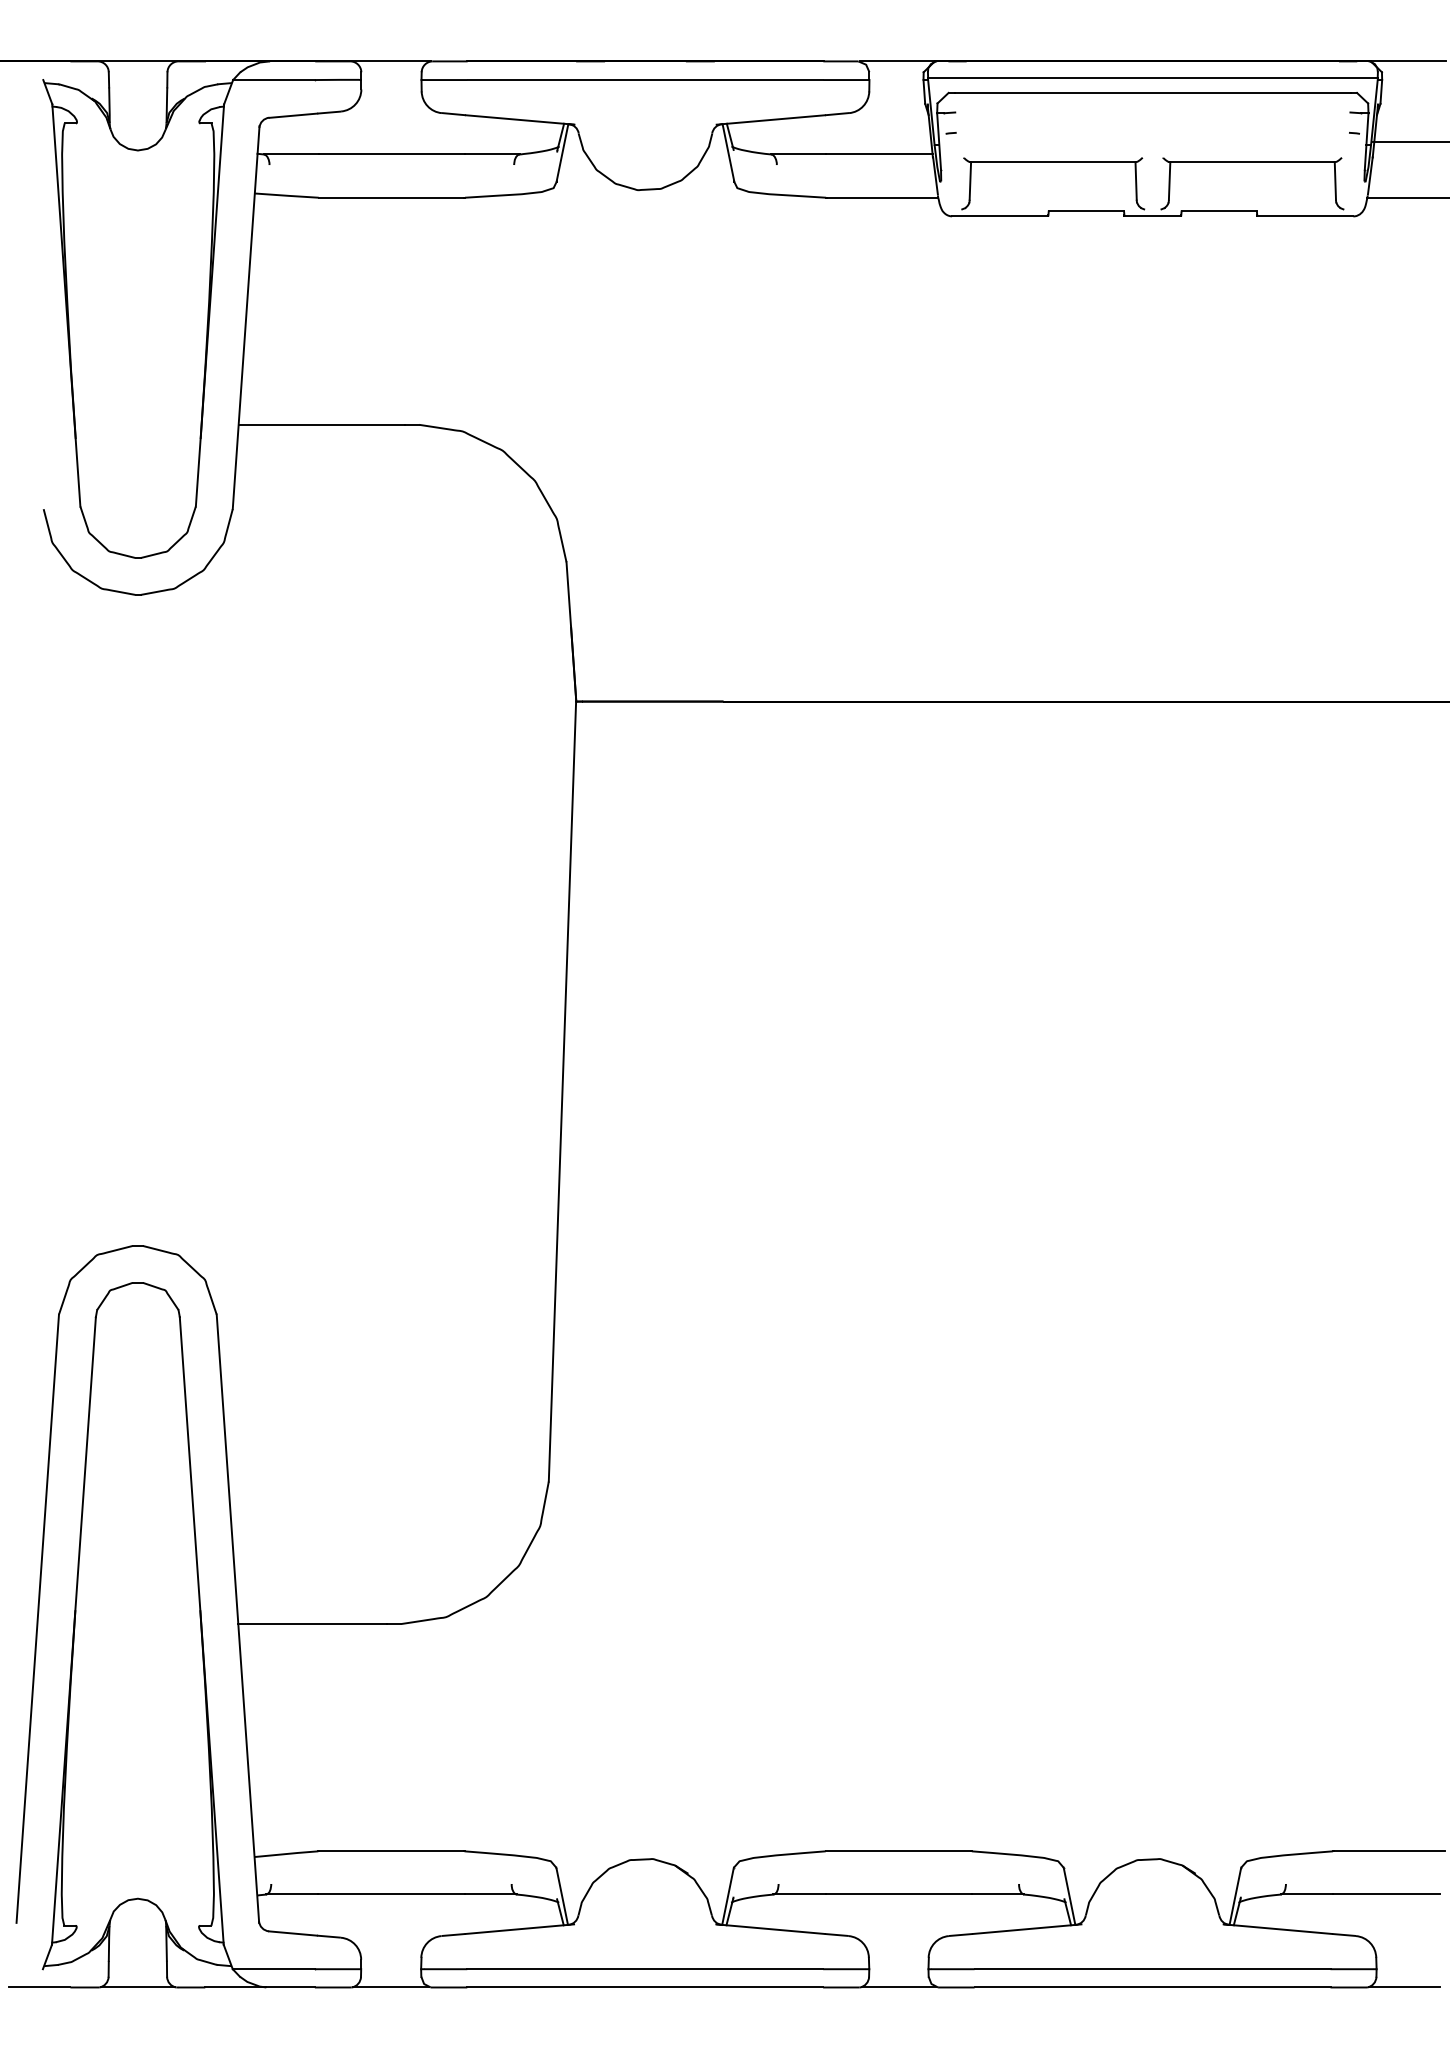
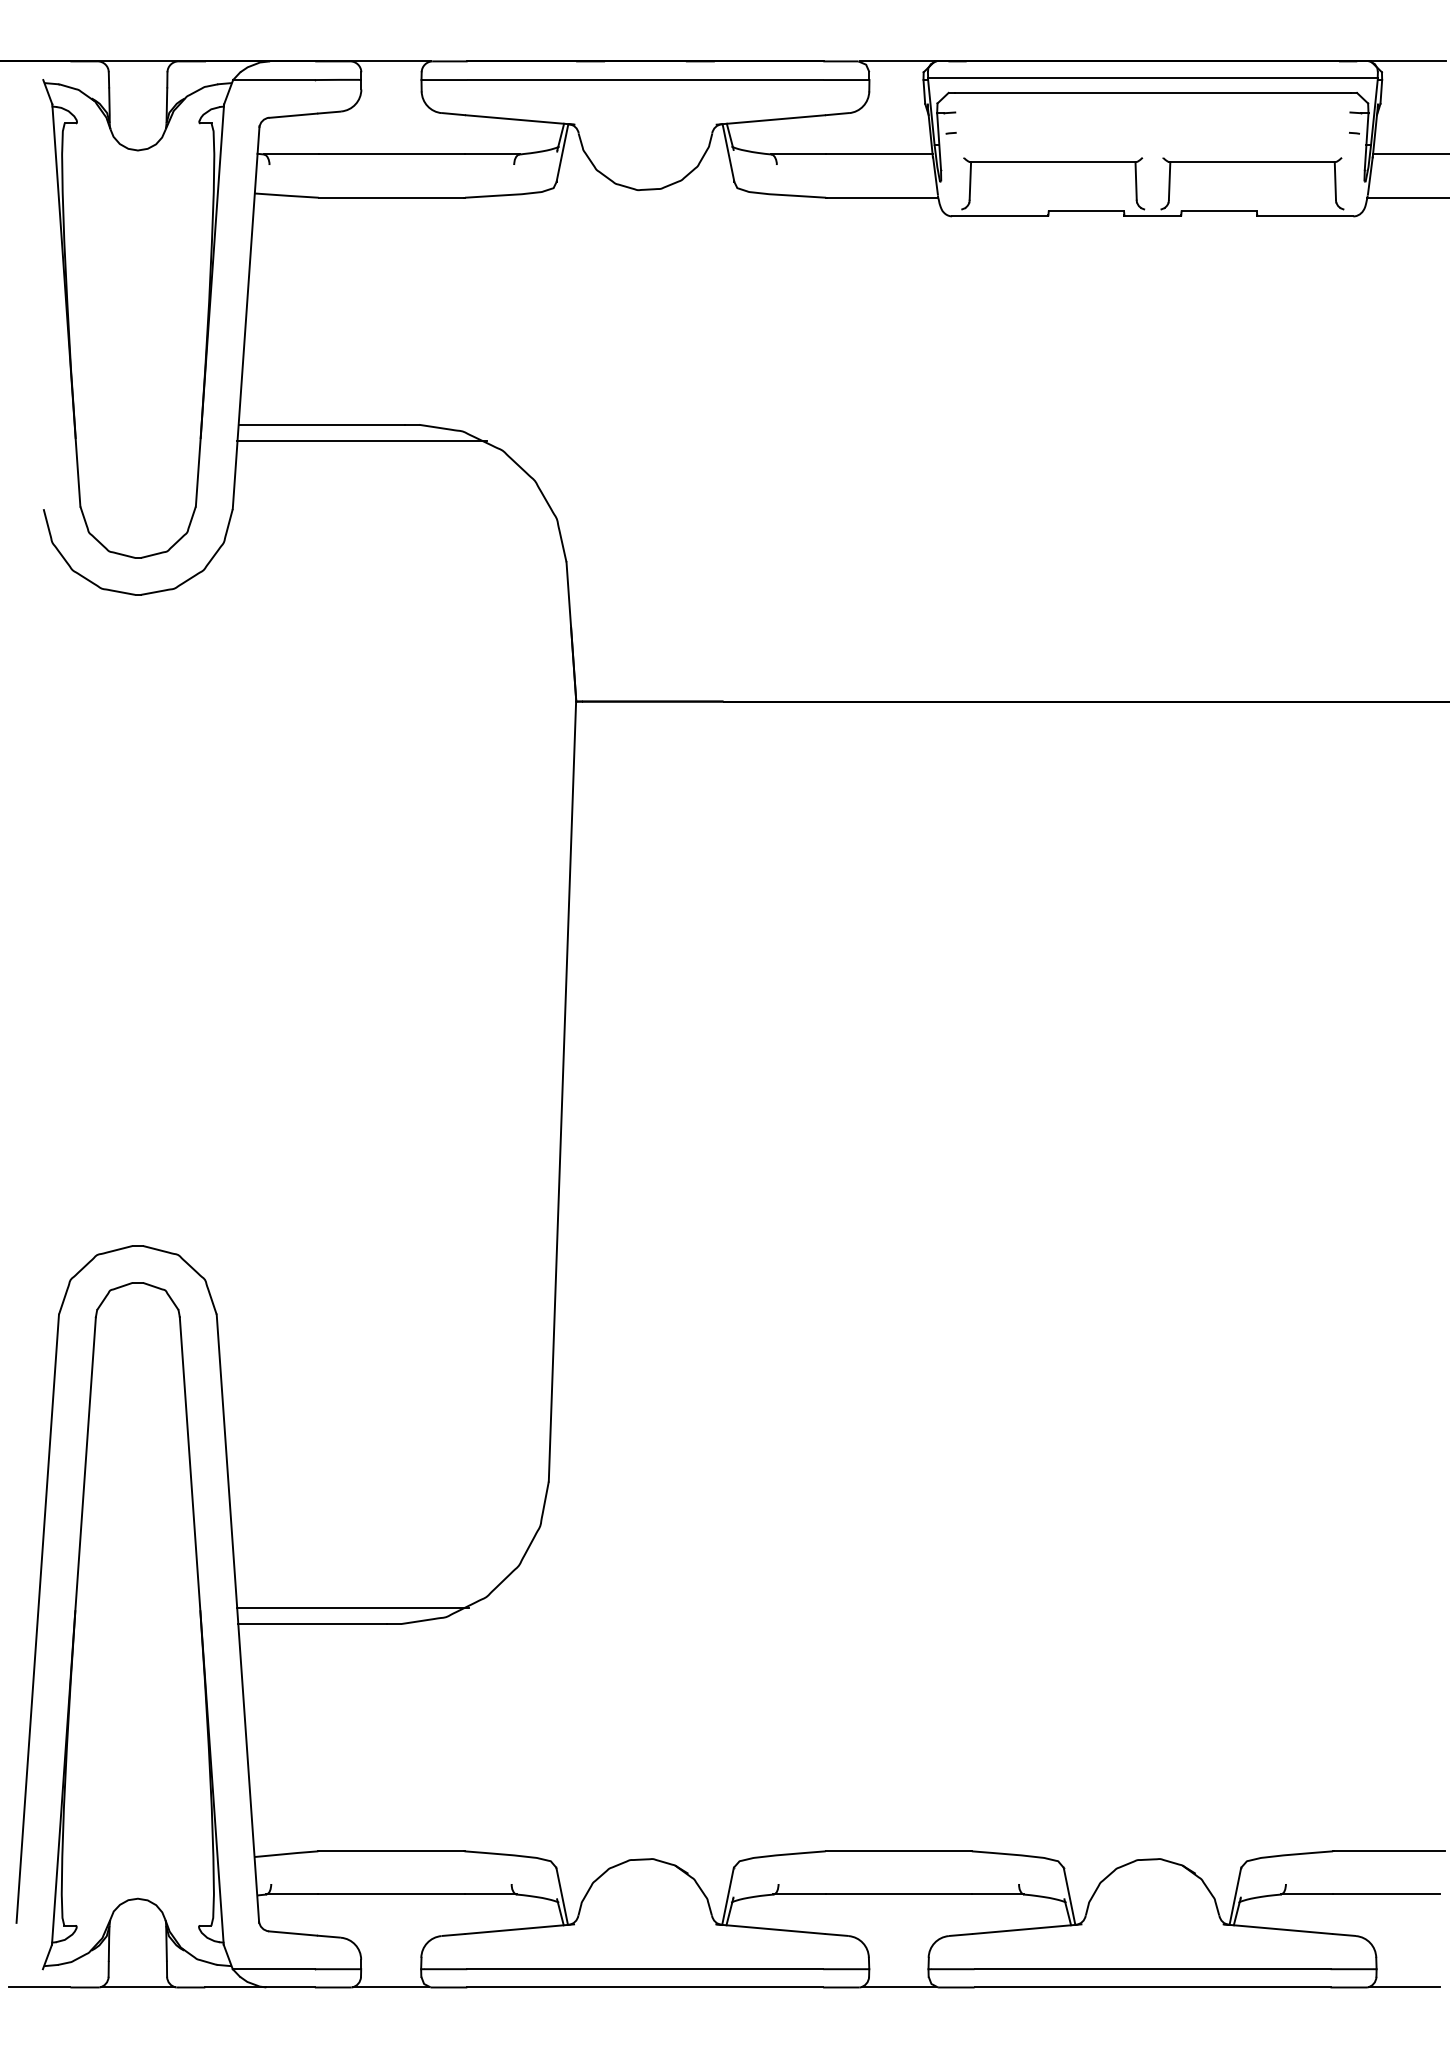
line position: (1409, 142) -> (1409, 154) (1409, 154)
line: none -> present (361, 441)
line: none -> present (352, 1607)
